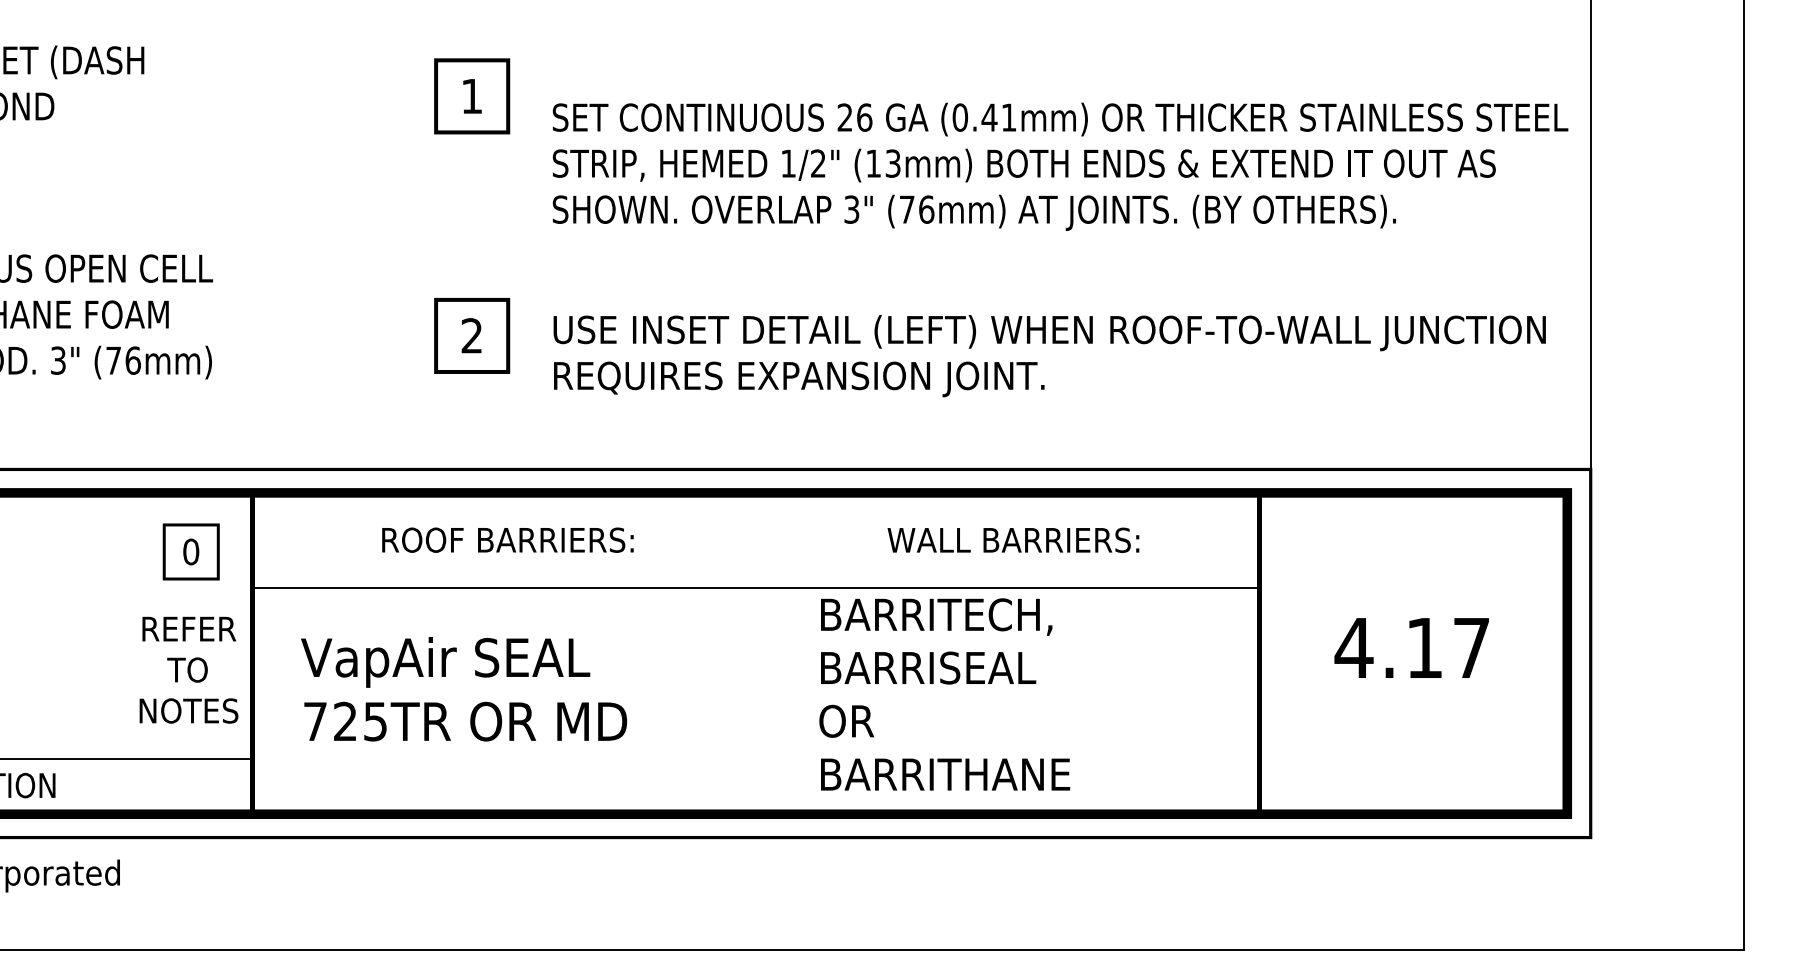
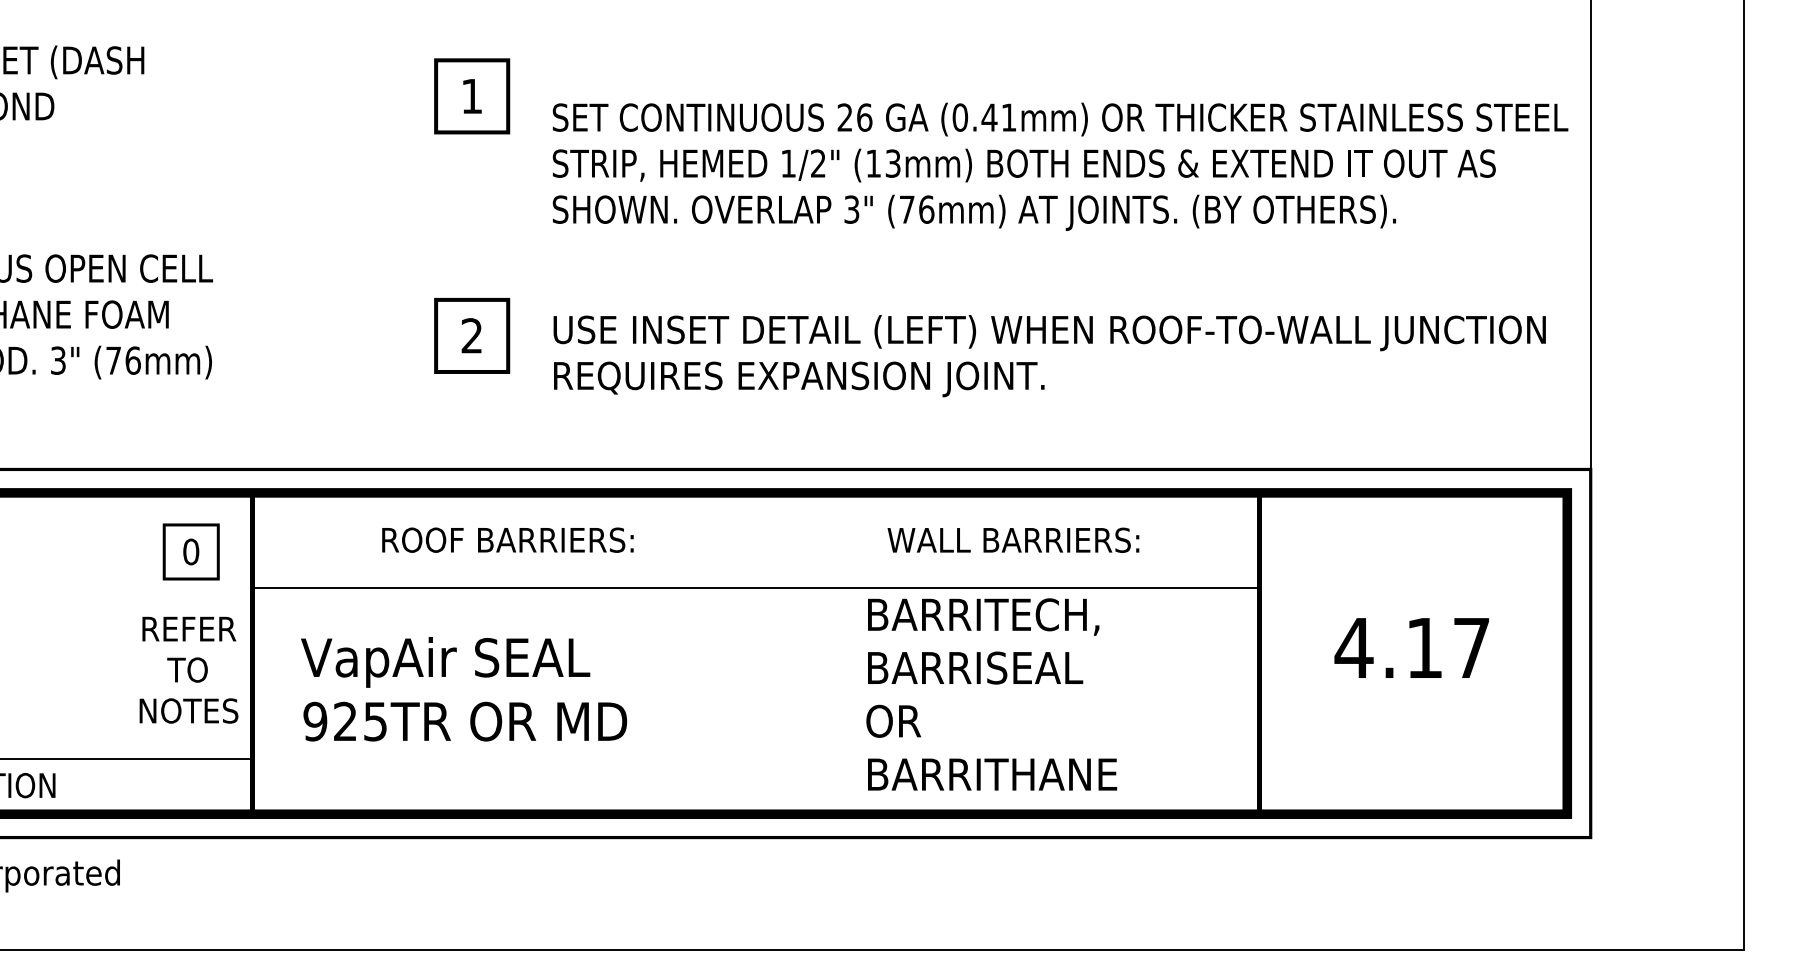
text position: (944, 694) -> (991, 694) (991, 694)
text: 725TR -> 925TR (315, 721)
